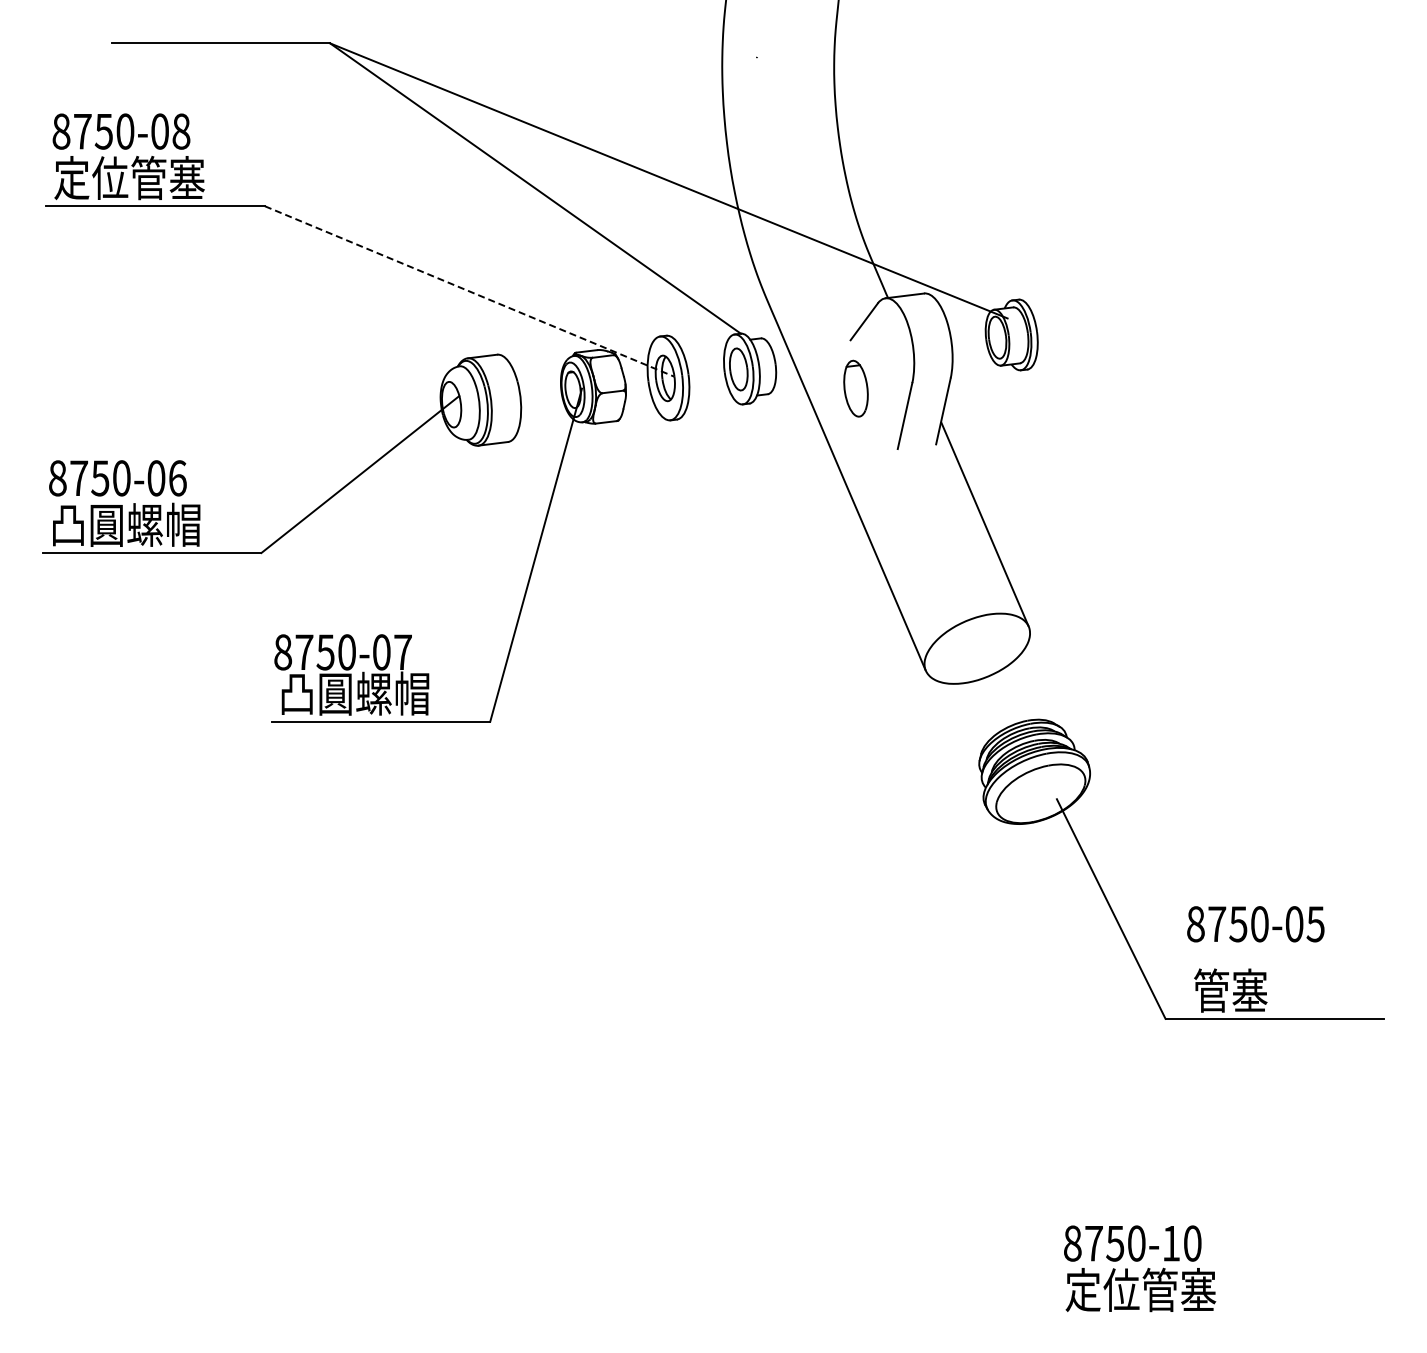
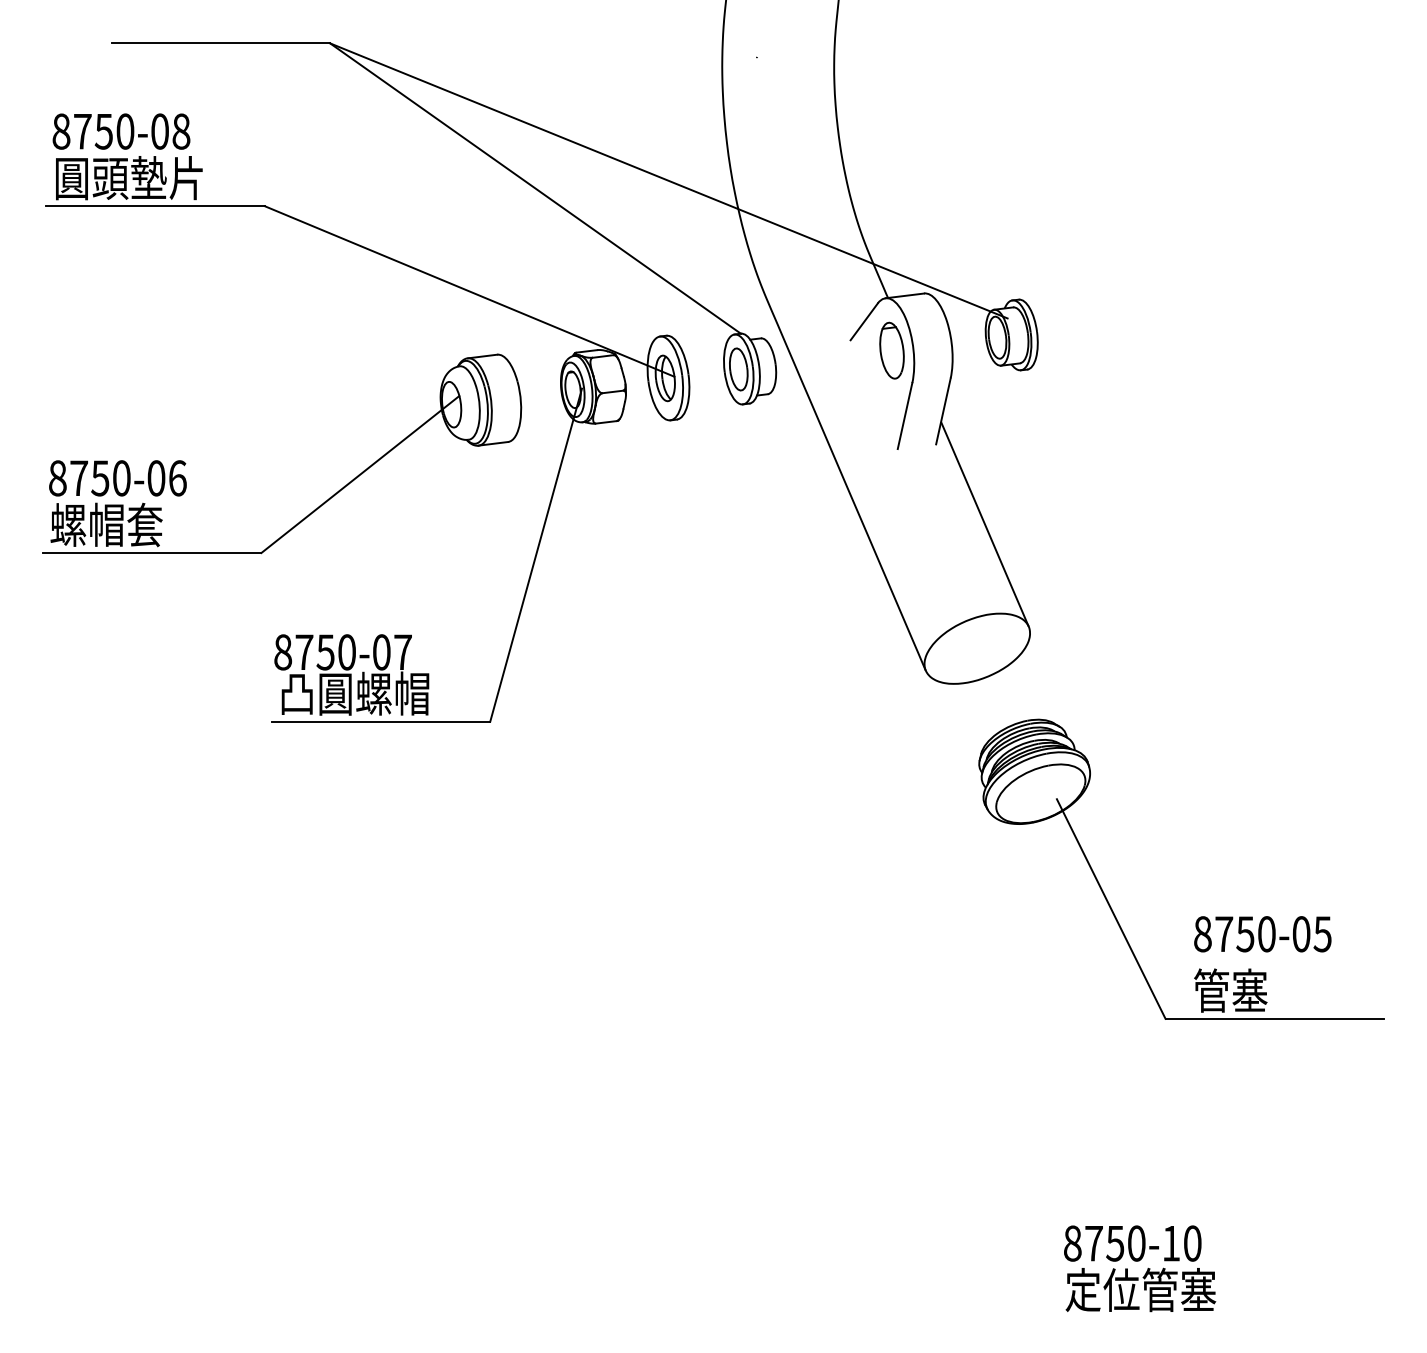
text: 定位管塞 -> 圓頭墊片 (129, 178)
line: dashed -> solid (469, 291)
part position: (855, 388) -> (891, 350) (891, 350)
text: 凸圓螺帽 -> 螺帽套 (125, 524)
text position: (1255, 924) -> (1262, 934) (1262, 934)
